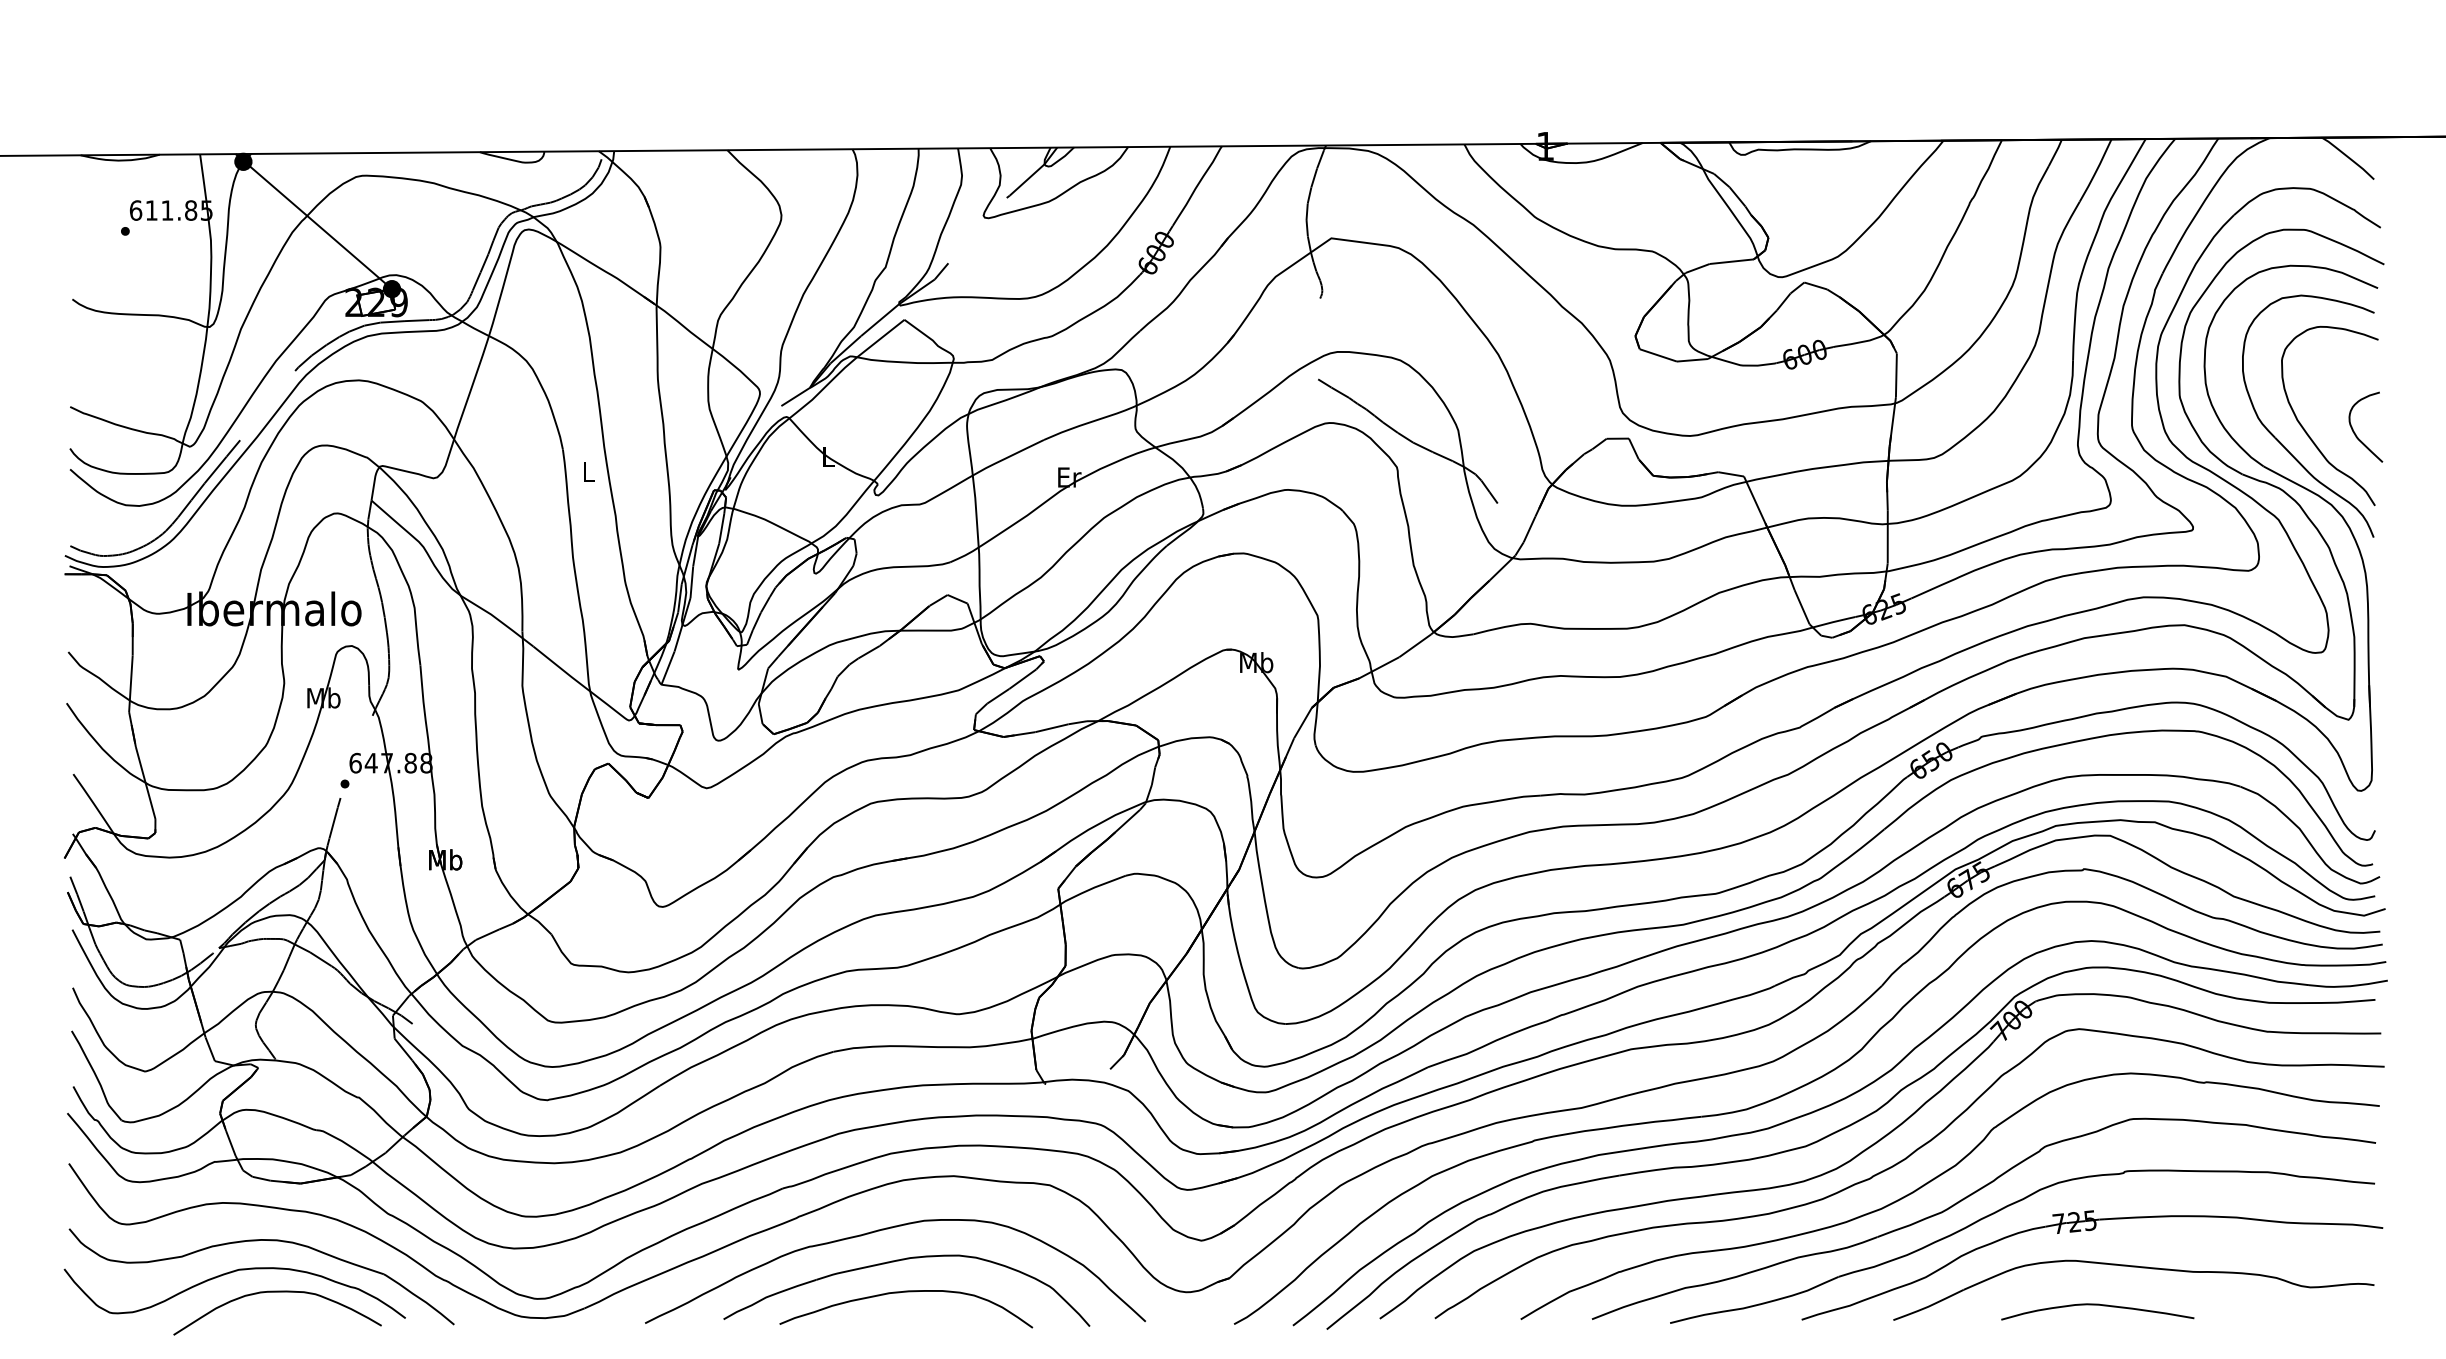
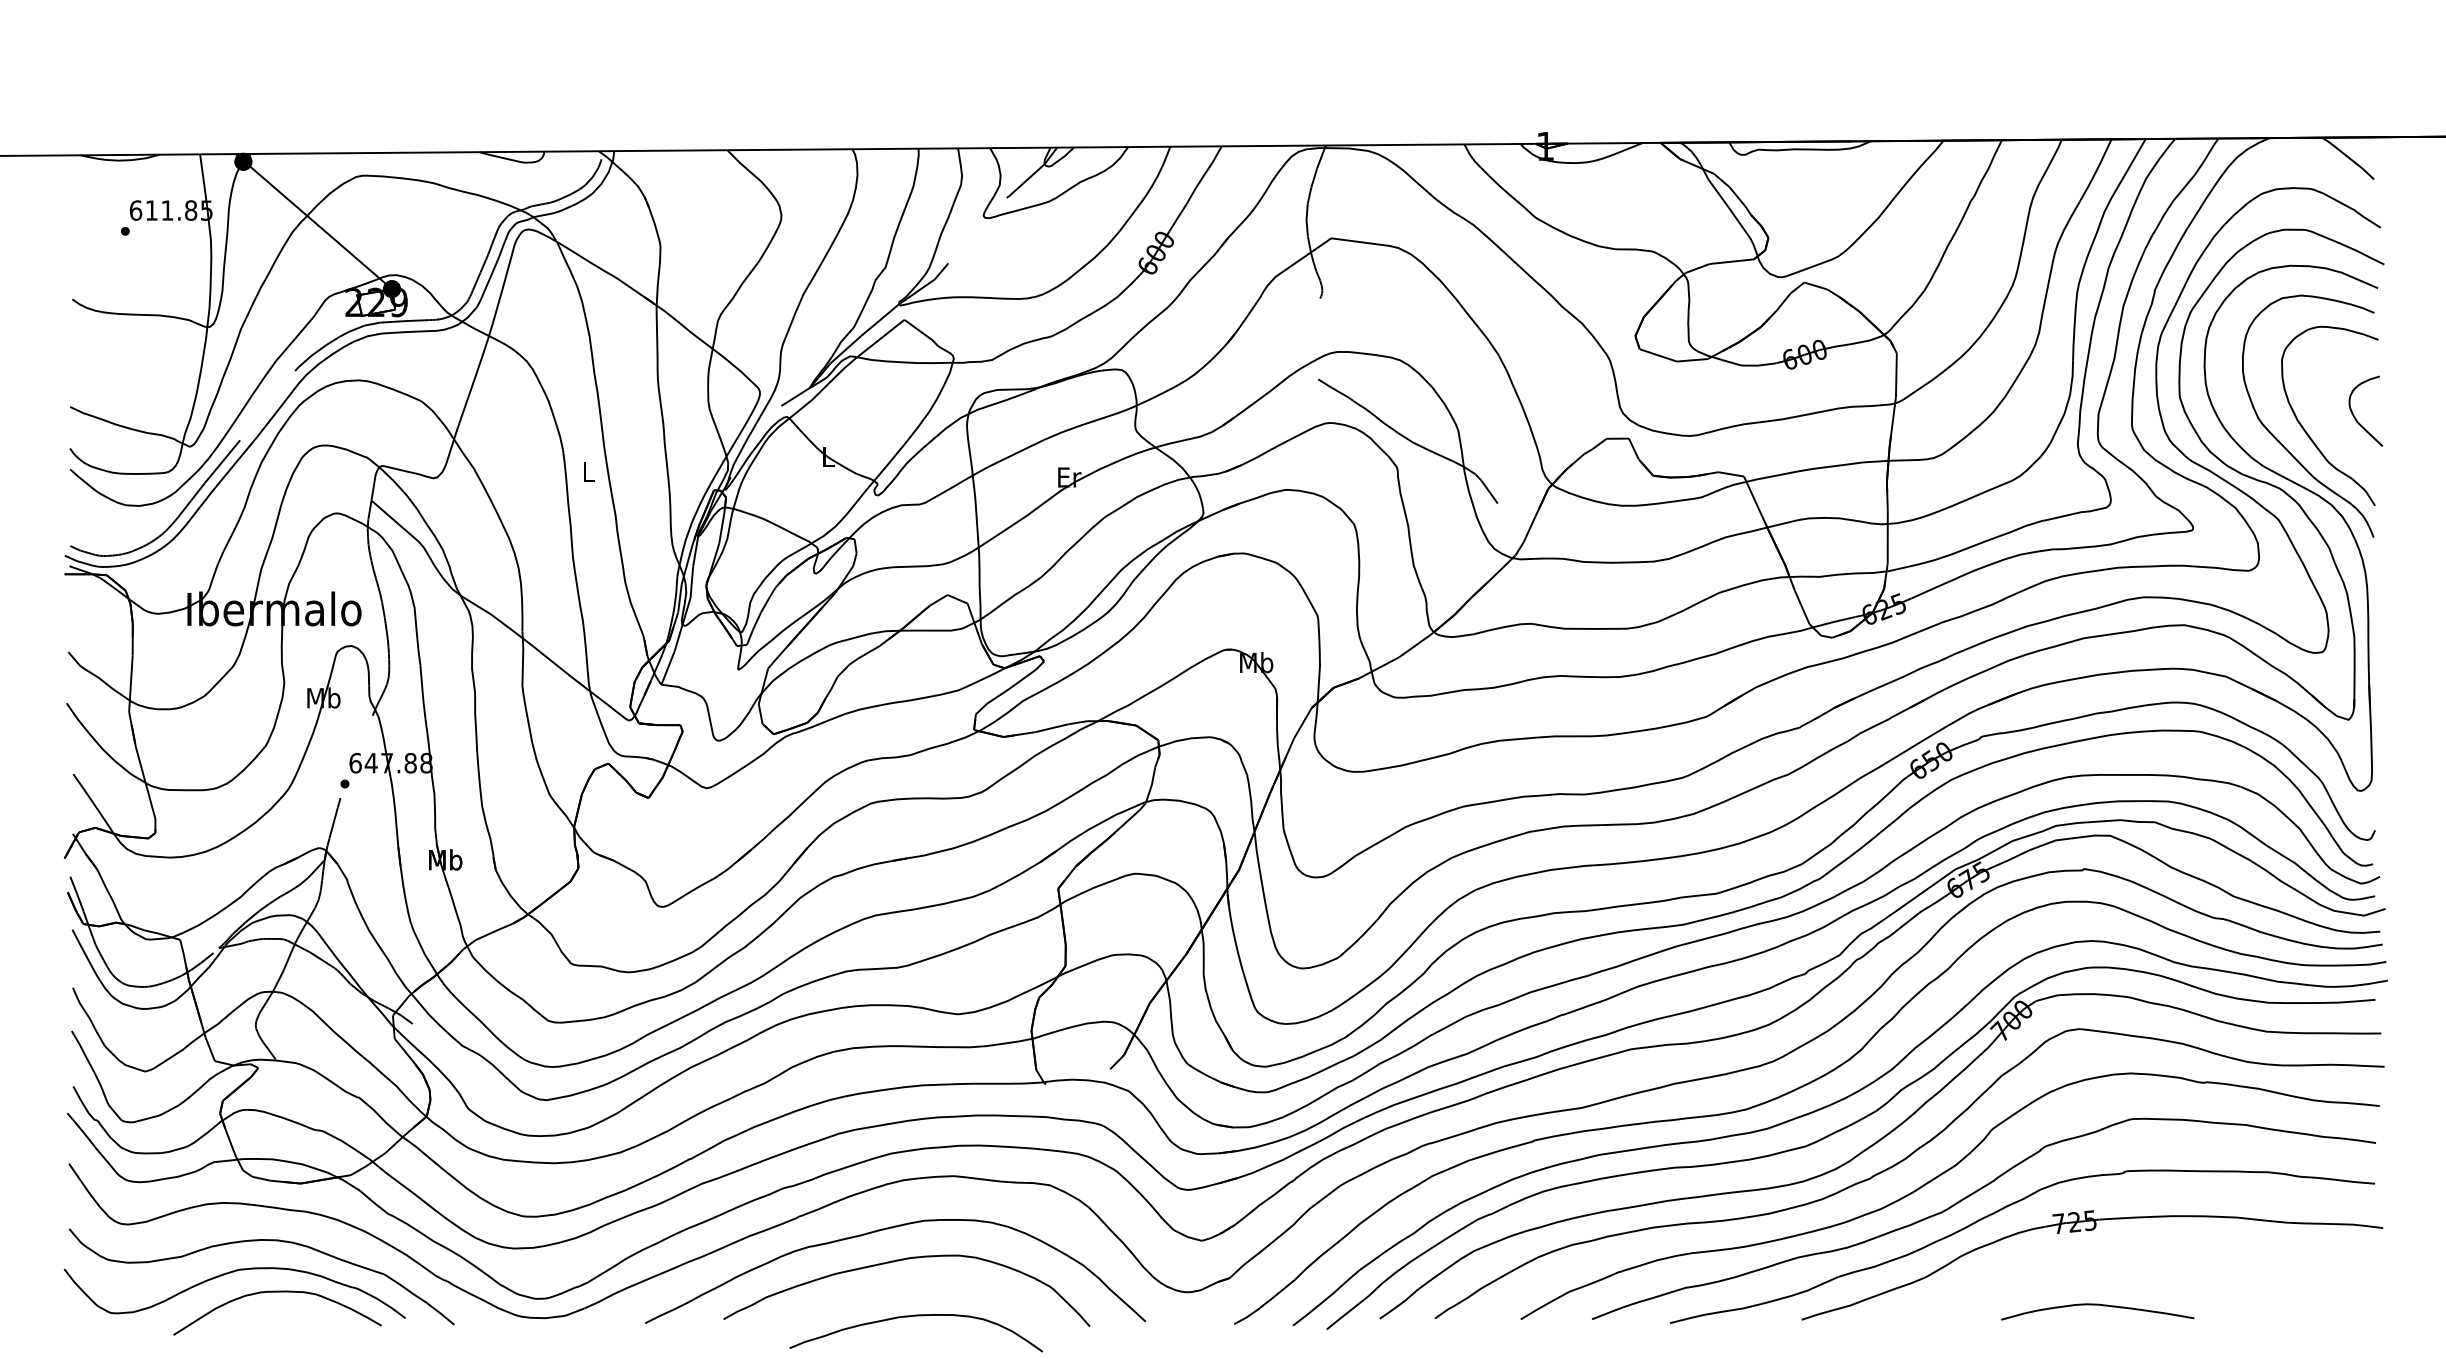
curve position: (2355, 432) -> (2355, 416) (2355, 416)
part: present -> none (2133, 1267)
curve position: (906, 1292) -> (916, 1316) (916, 1316)
